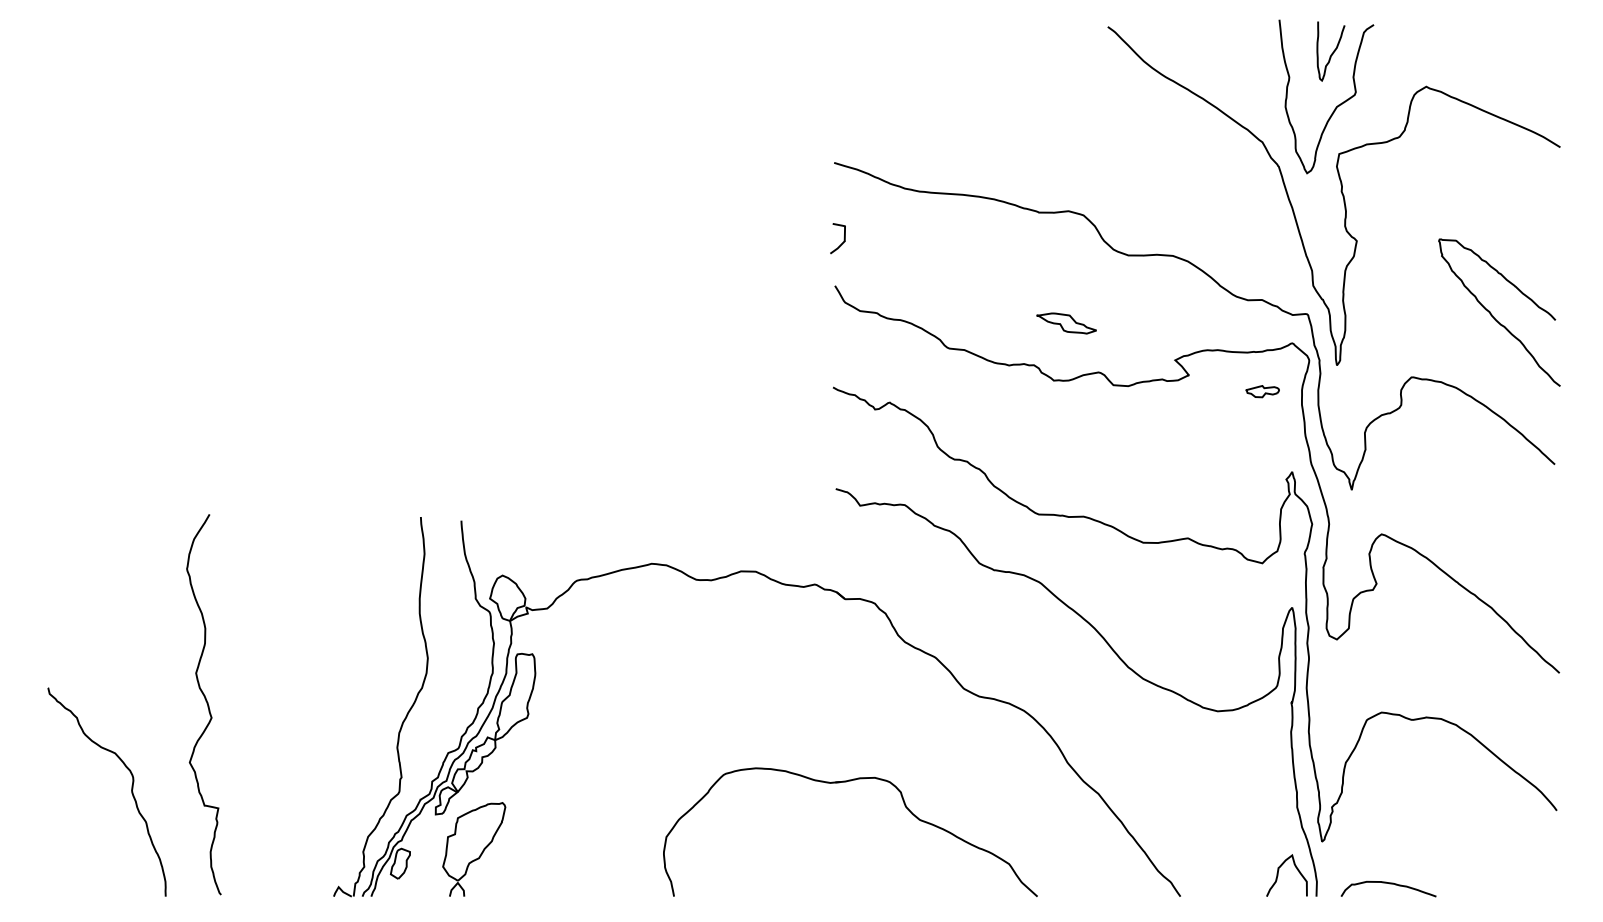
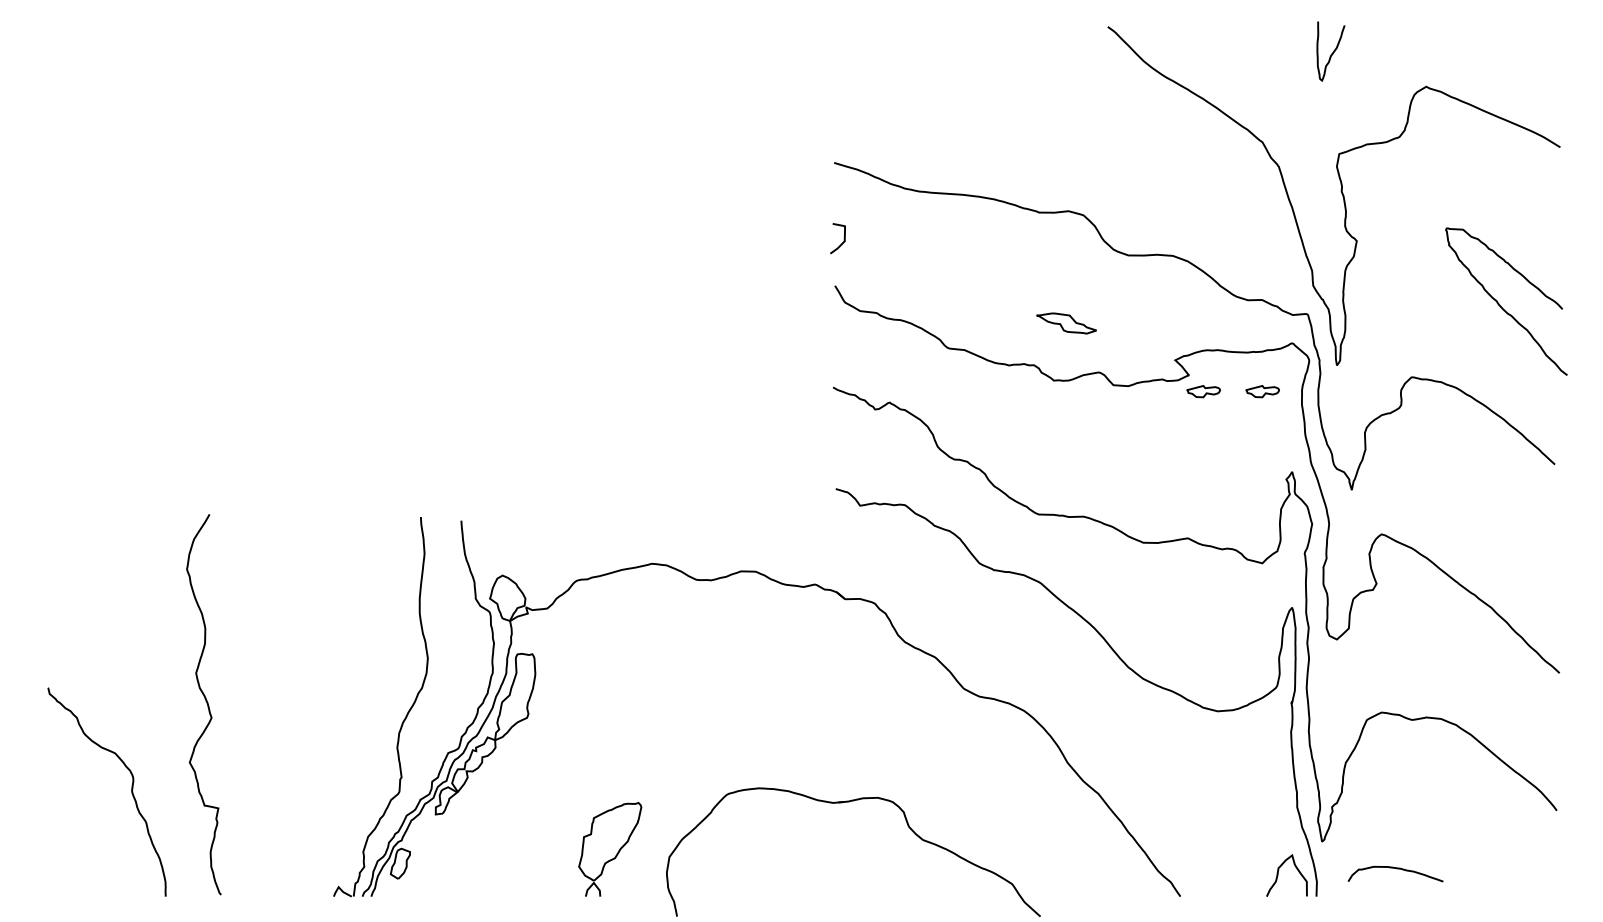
curve: present -> none (1336, 106)
curve position: (1494, 317) -> (1501, 306) (1501, 306)
part: none -> present (1203, 391)
part position: (846, 782) -> (849, 802) (849, 802)
part position: (474, 849) -> (610, 849) (610, 849)
curve position: (1389, 884) -> (1396, 869) (1396, 869)
